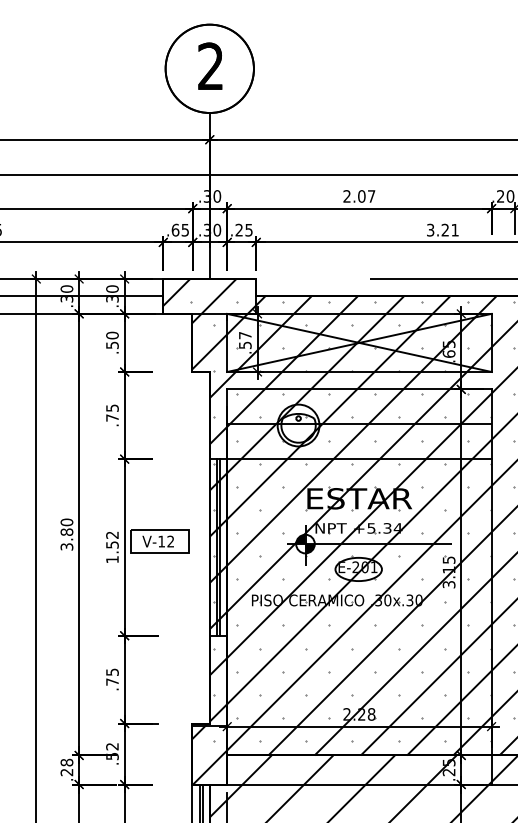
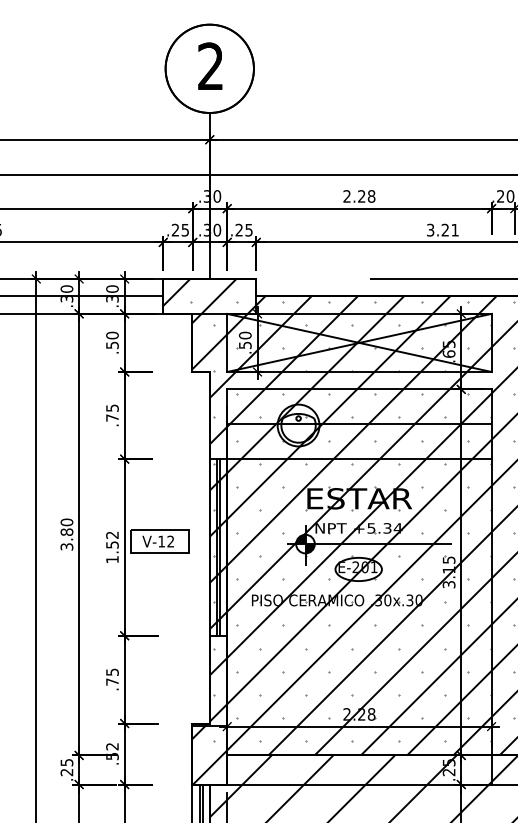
text: 2.07 -> 2.28 (366, 196)
text: .65 -> .25 (175, 229)
text: .57 -> .50 (245, 335)
text: .28 -> .25 (66, 762)
